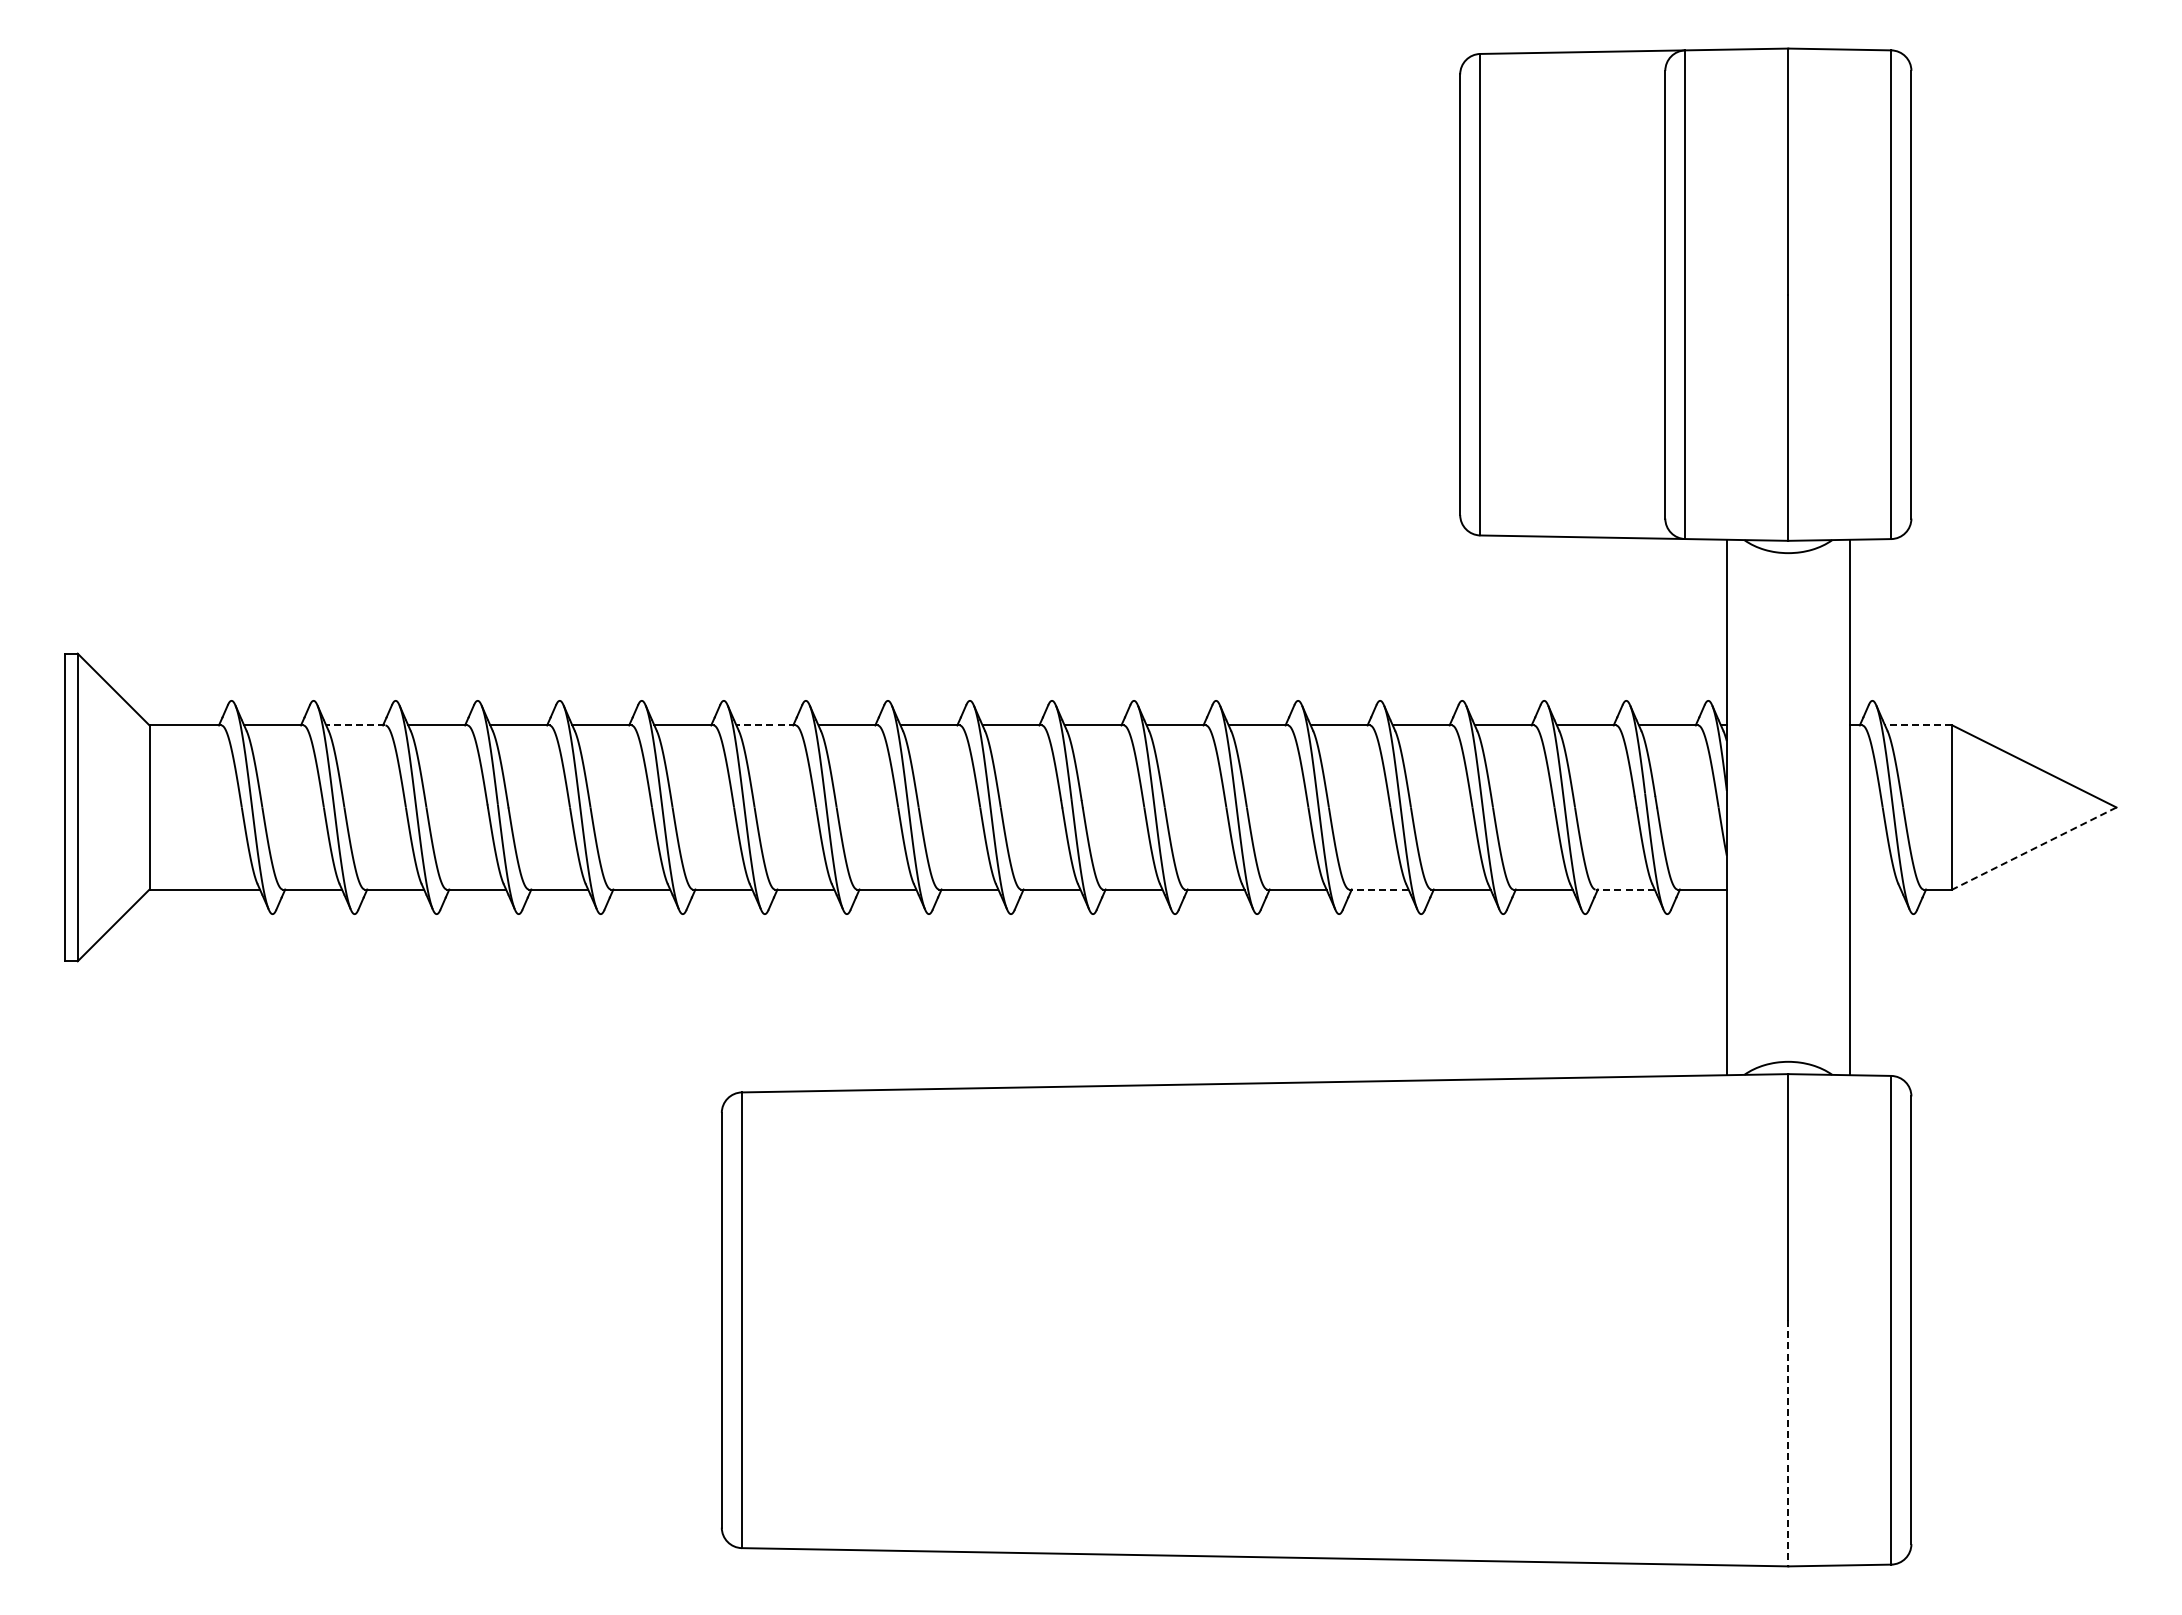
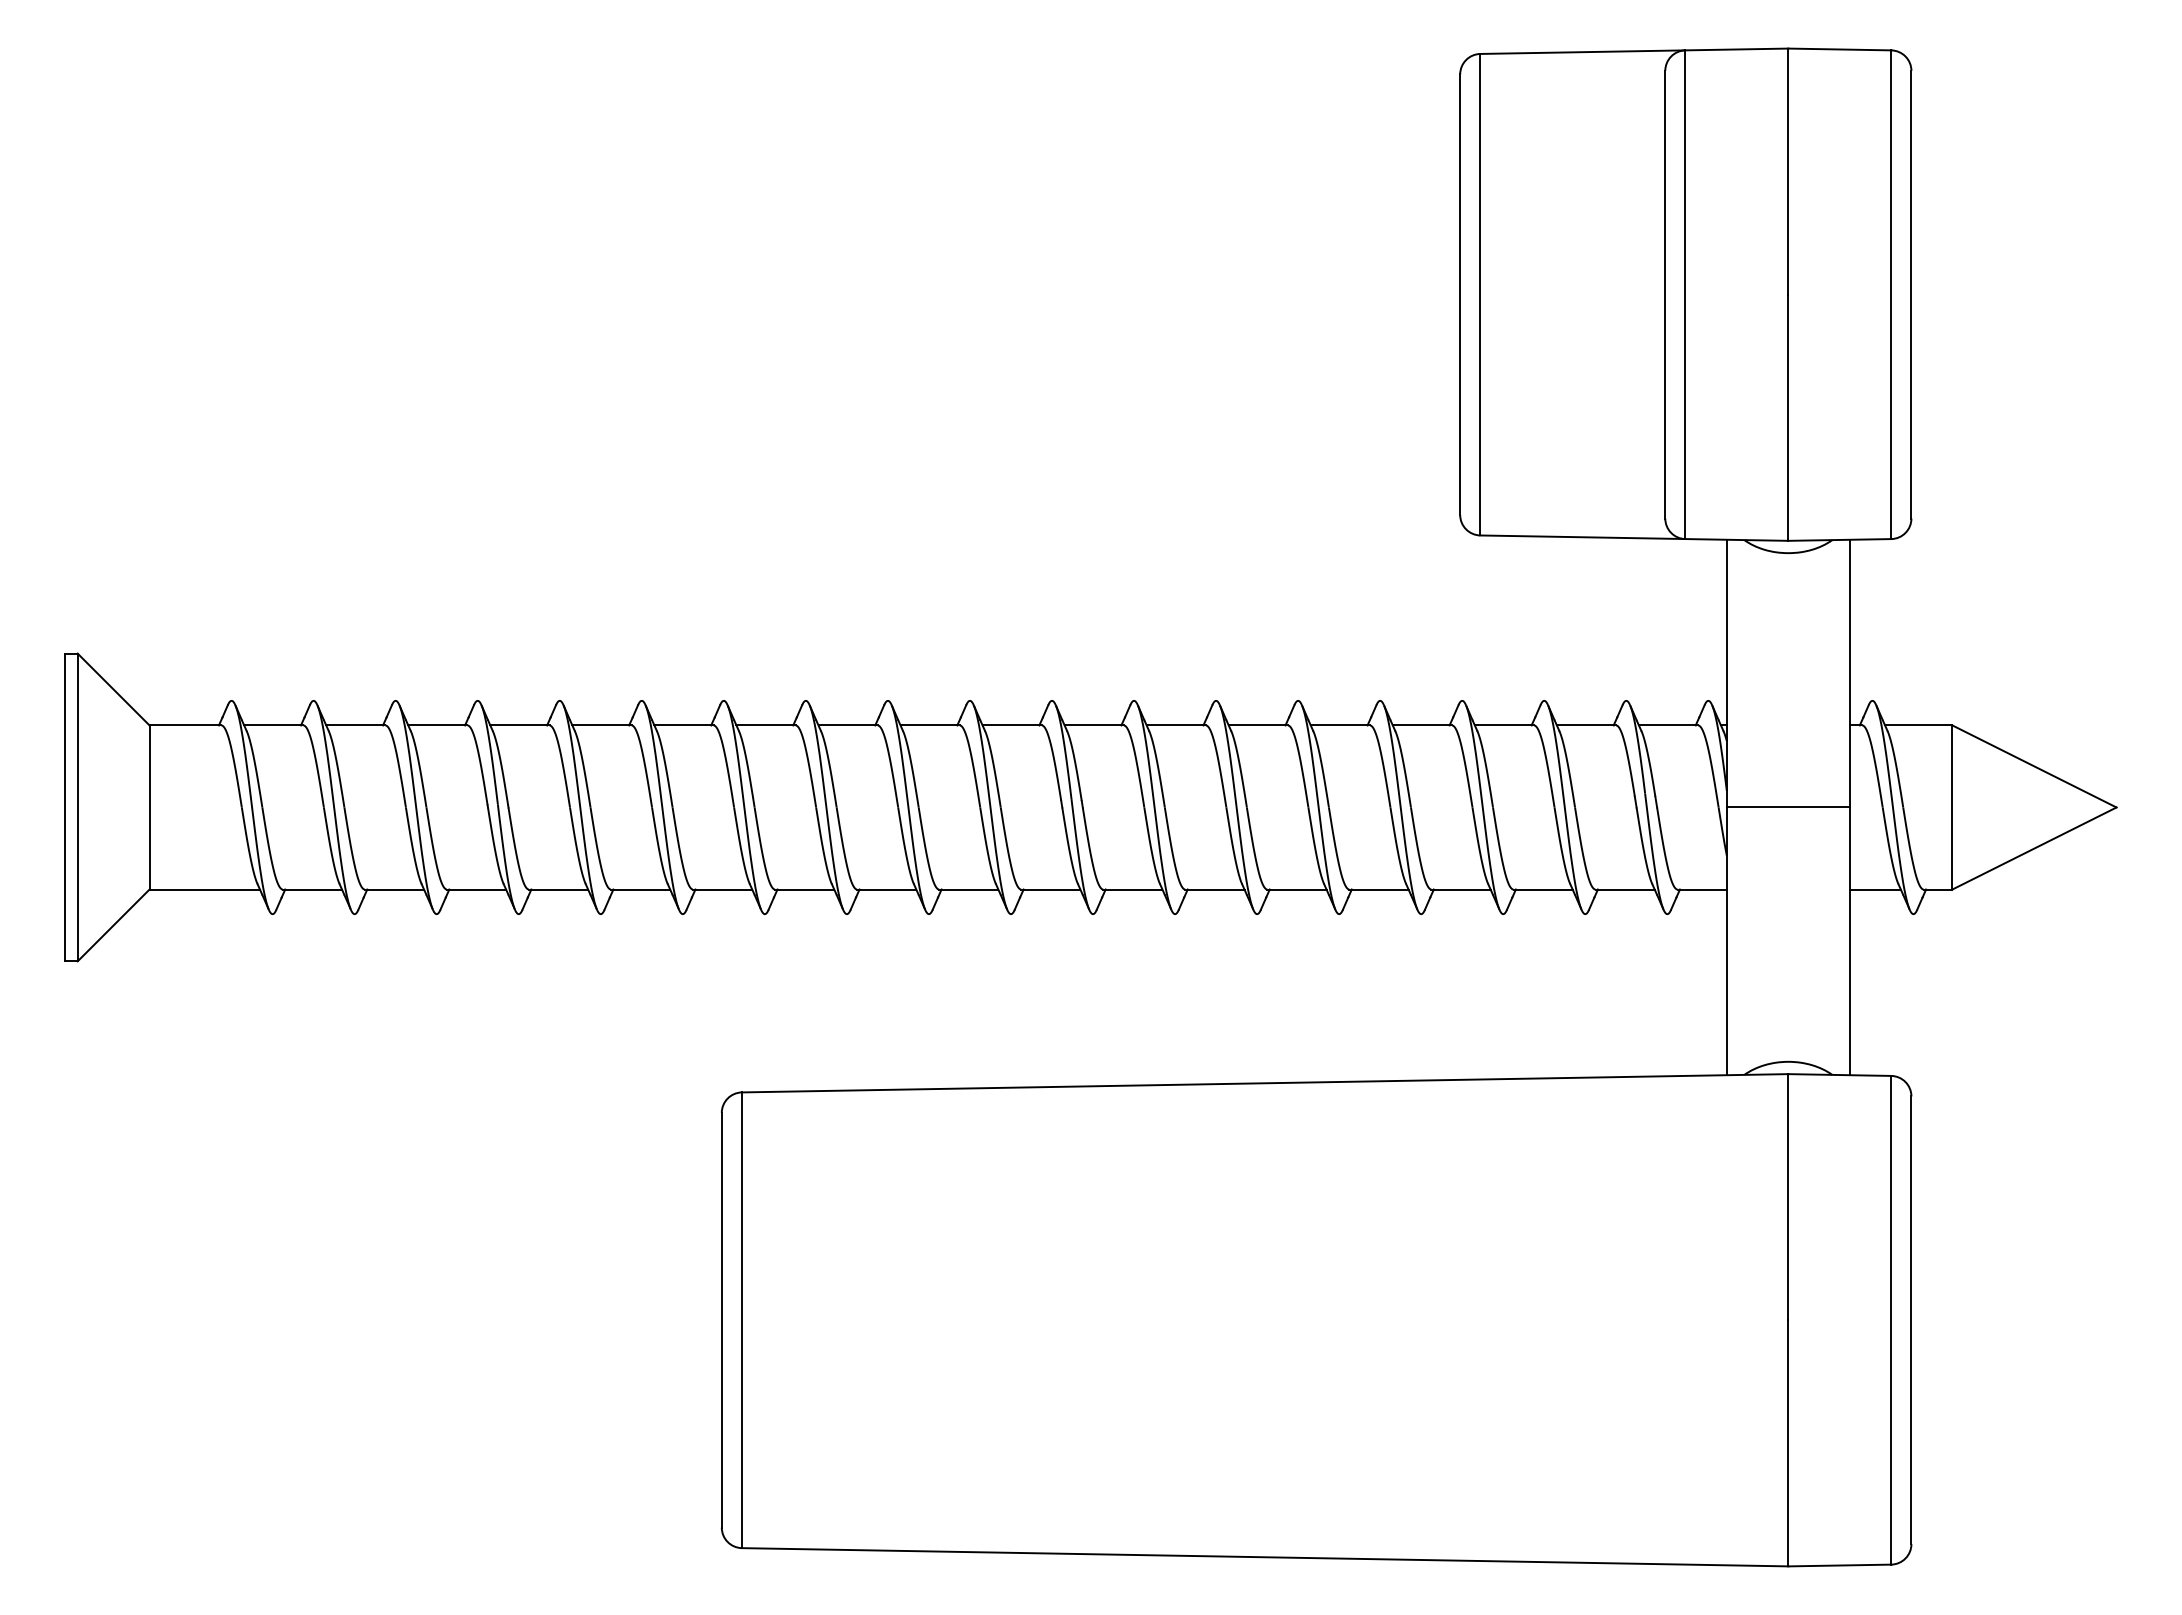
line: dashed -> solid (355, 725)
line: dashed -> solid (766, 725)
line: dashed -> solid (1918, 725)
line: none -> present (1787, 807)
line: dashed -> solid (2034, 848)
line: dashed -> solid (1379, 889)
line: dashed -> solid (1625, 889)
line: none -> present (1874, 889)
line: dashed -> solid (1788, 1443)
